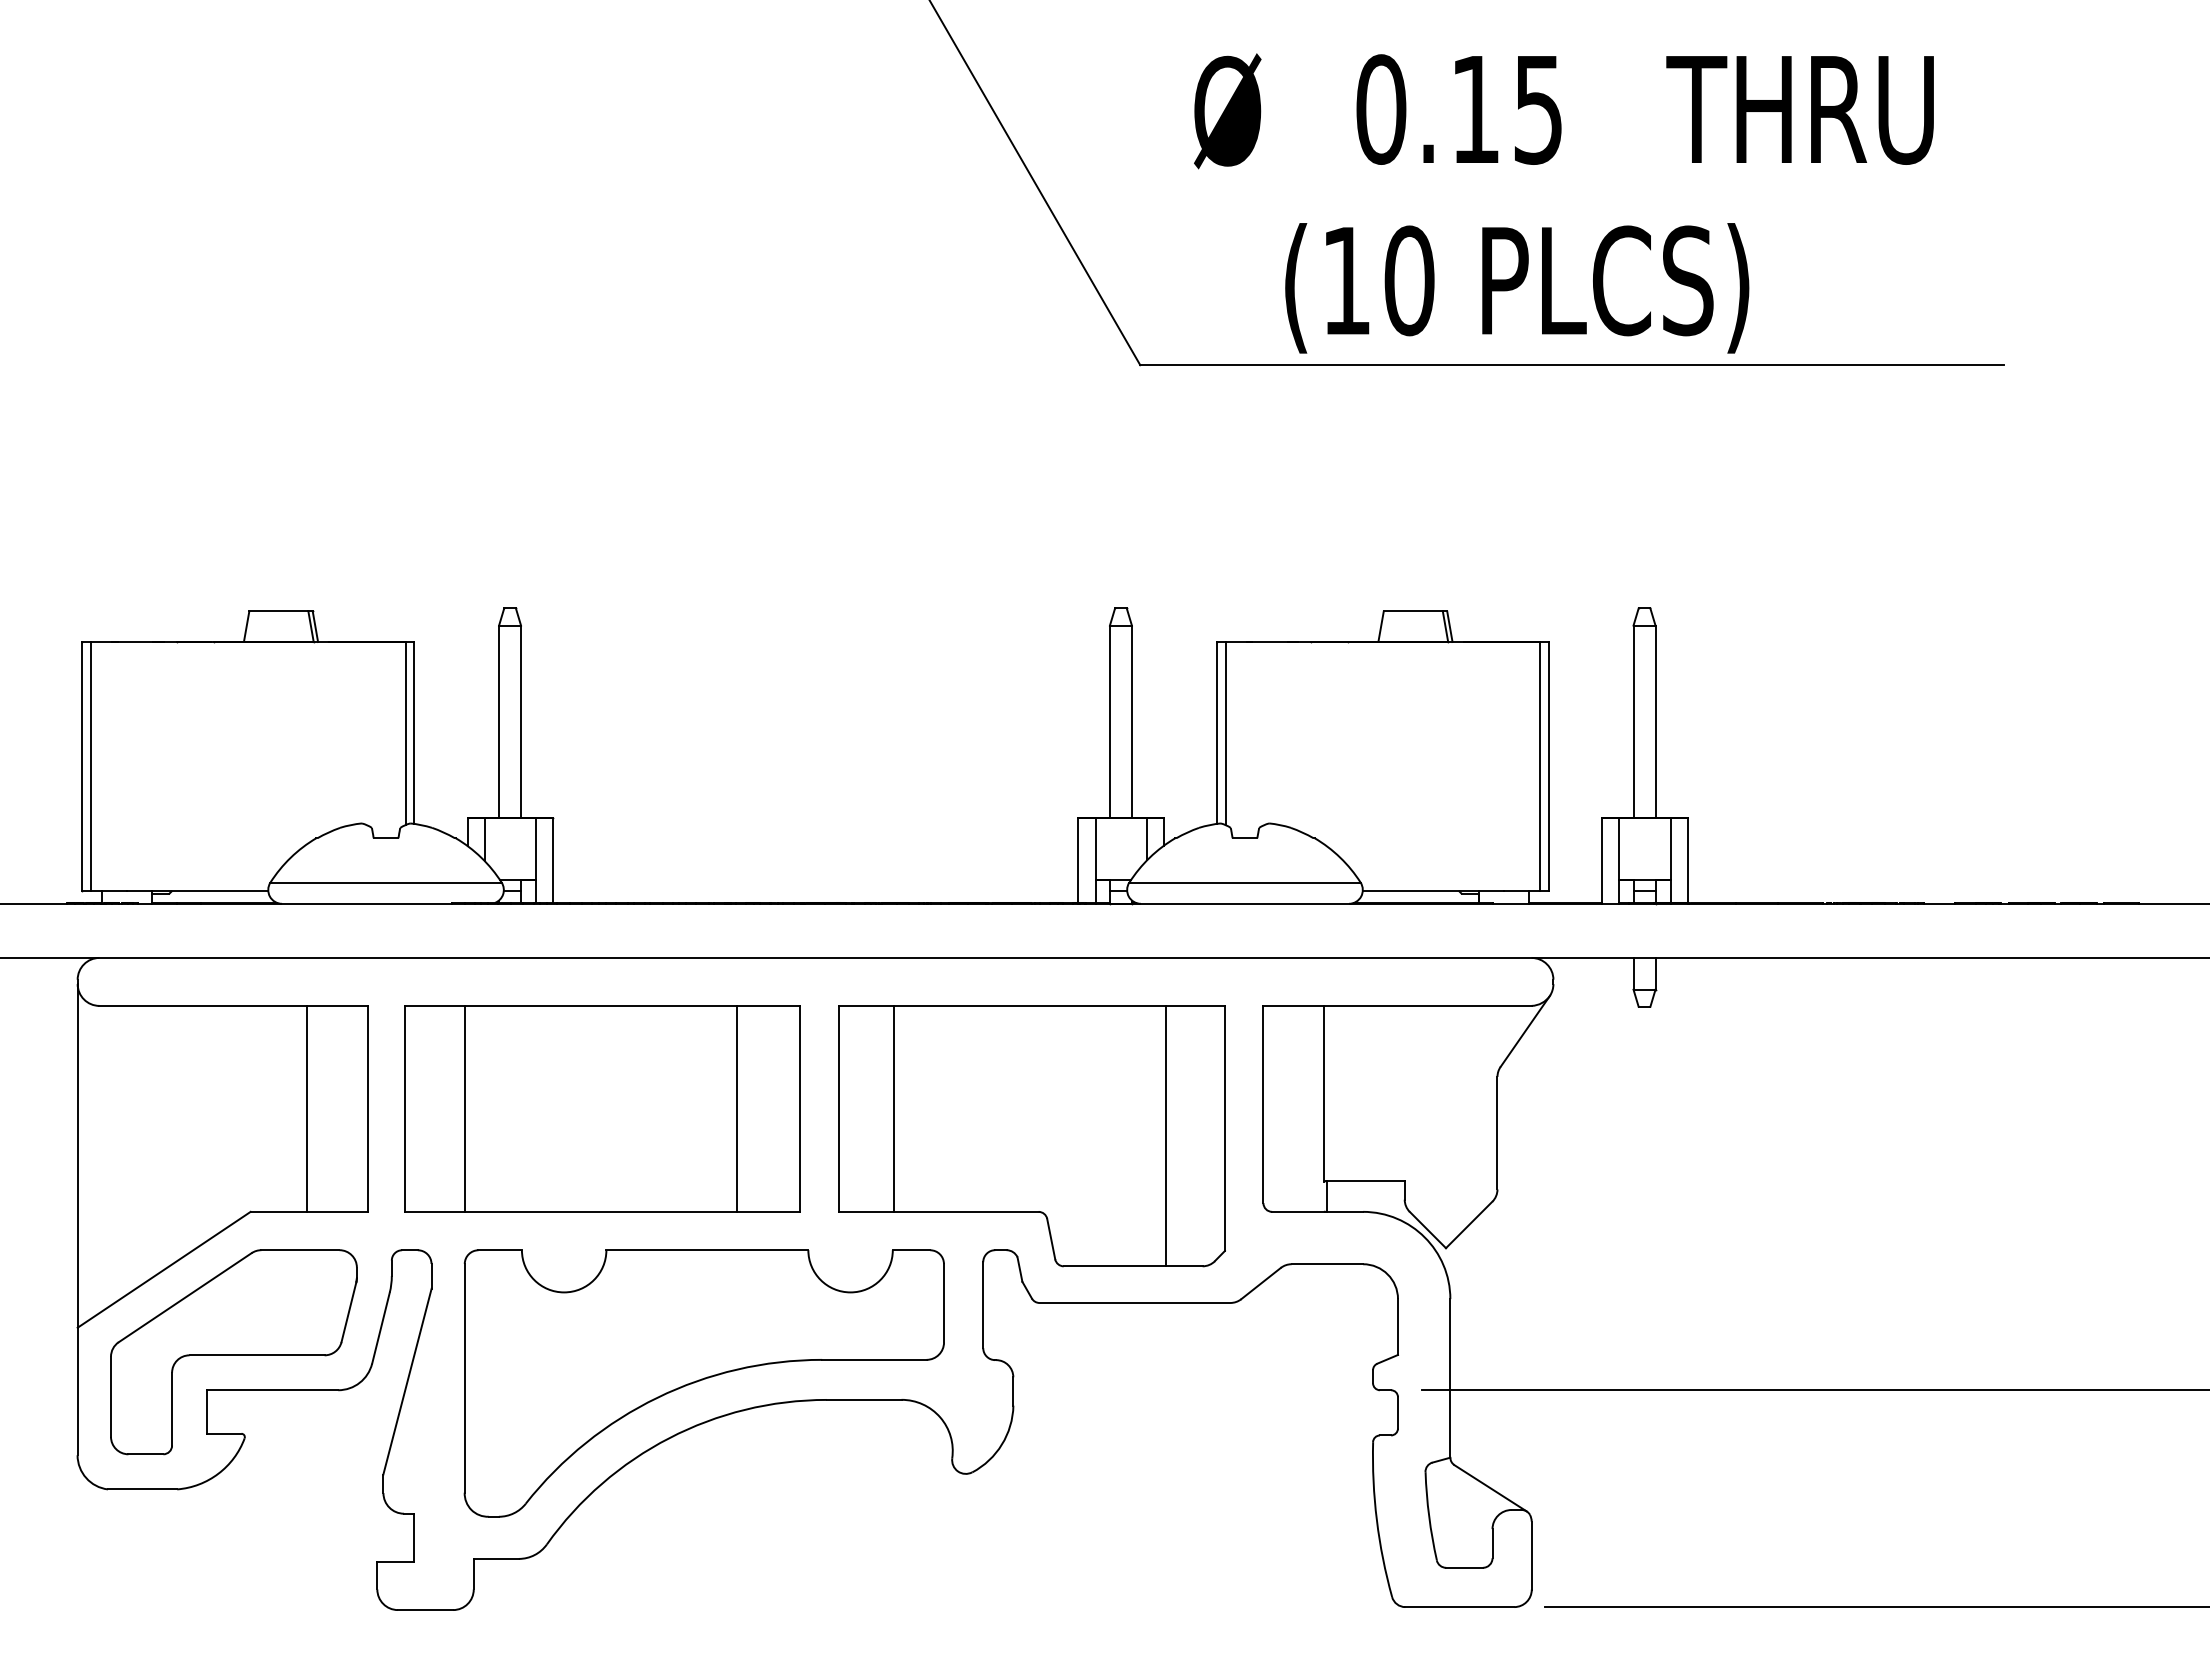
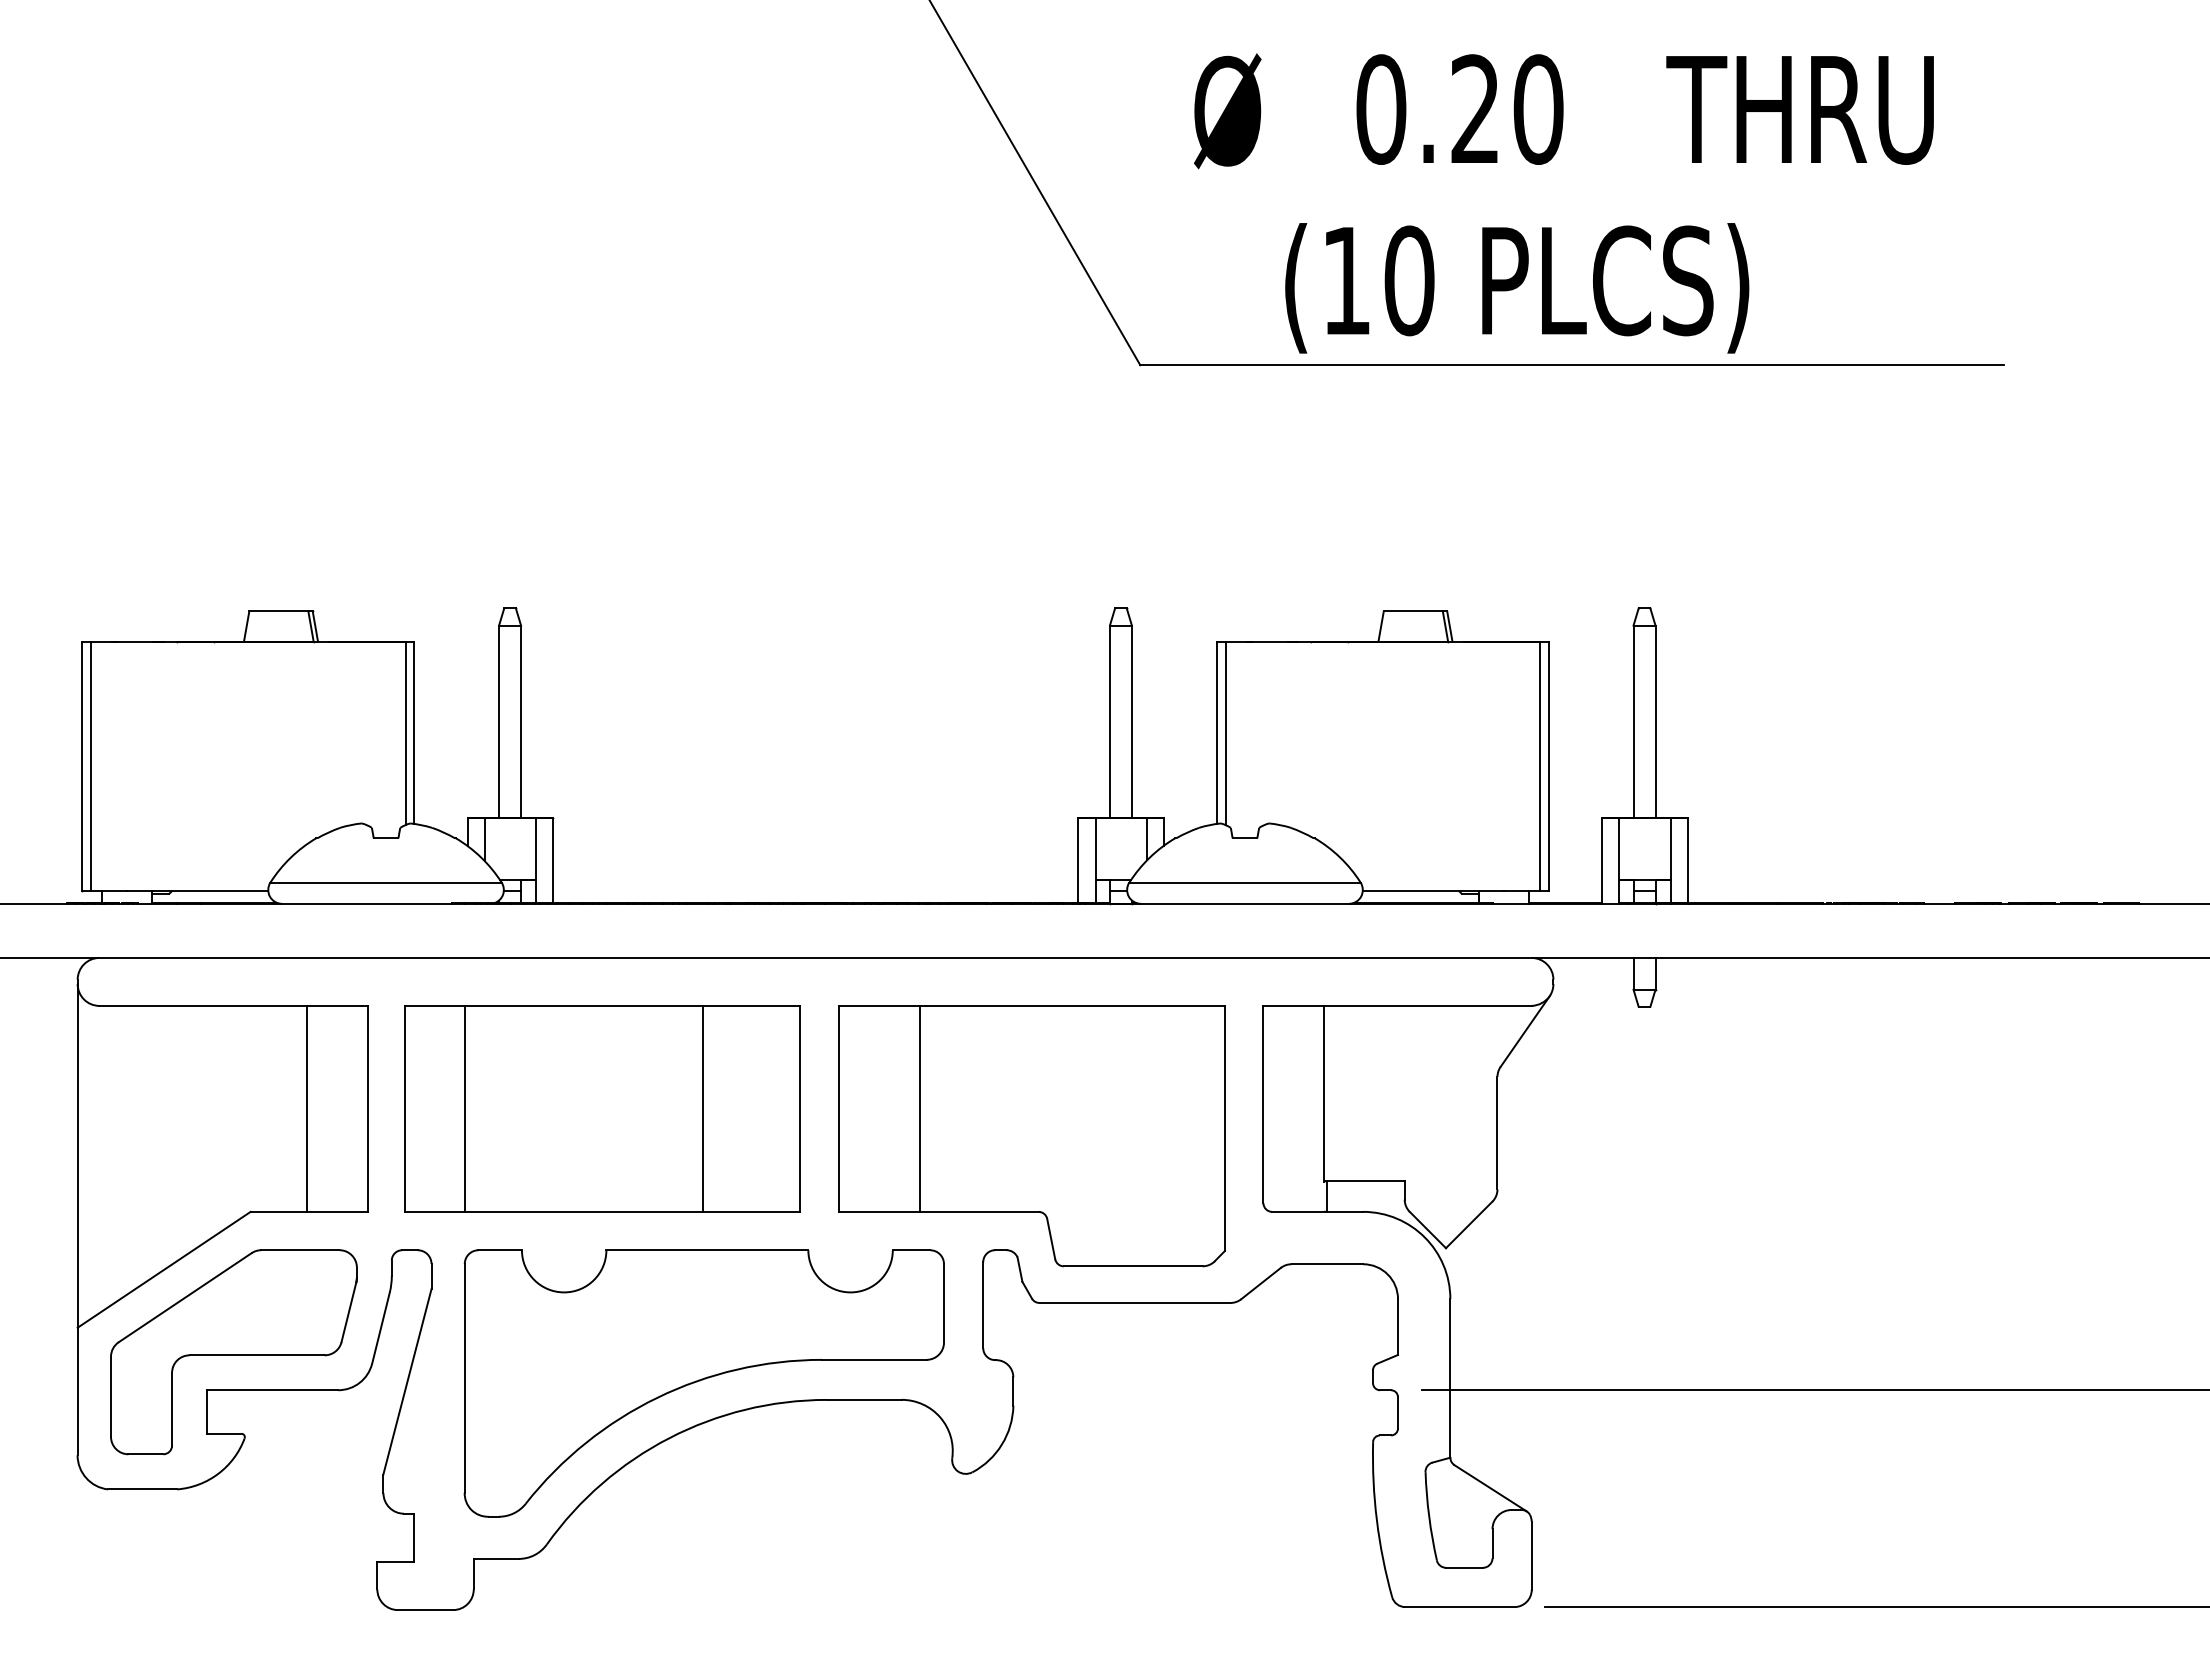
text: 0.15 -> 0.20 (1507, 109)
line position: (736, 1108) -> (702, 1108) (702, 1108)
line position: (894, 1108) -> (920, 1108) (920, 1108)
line: present -> none (1166, 1135)
